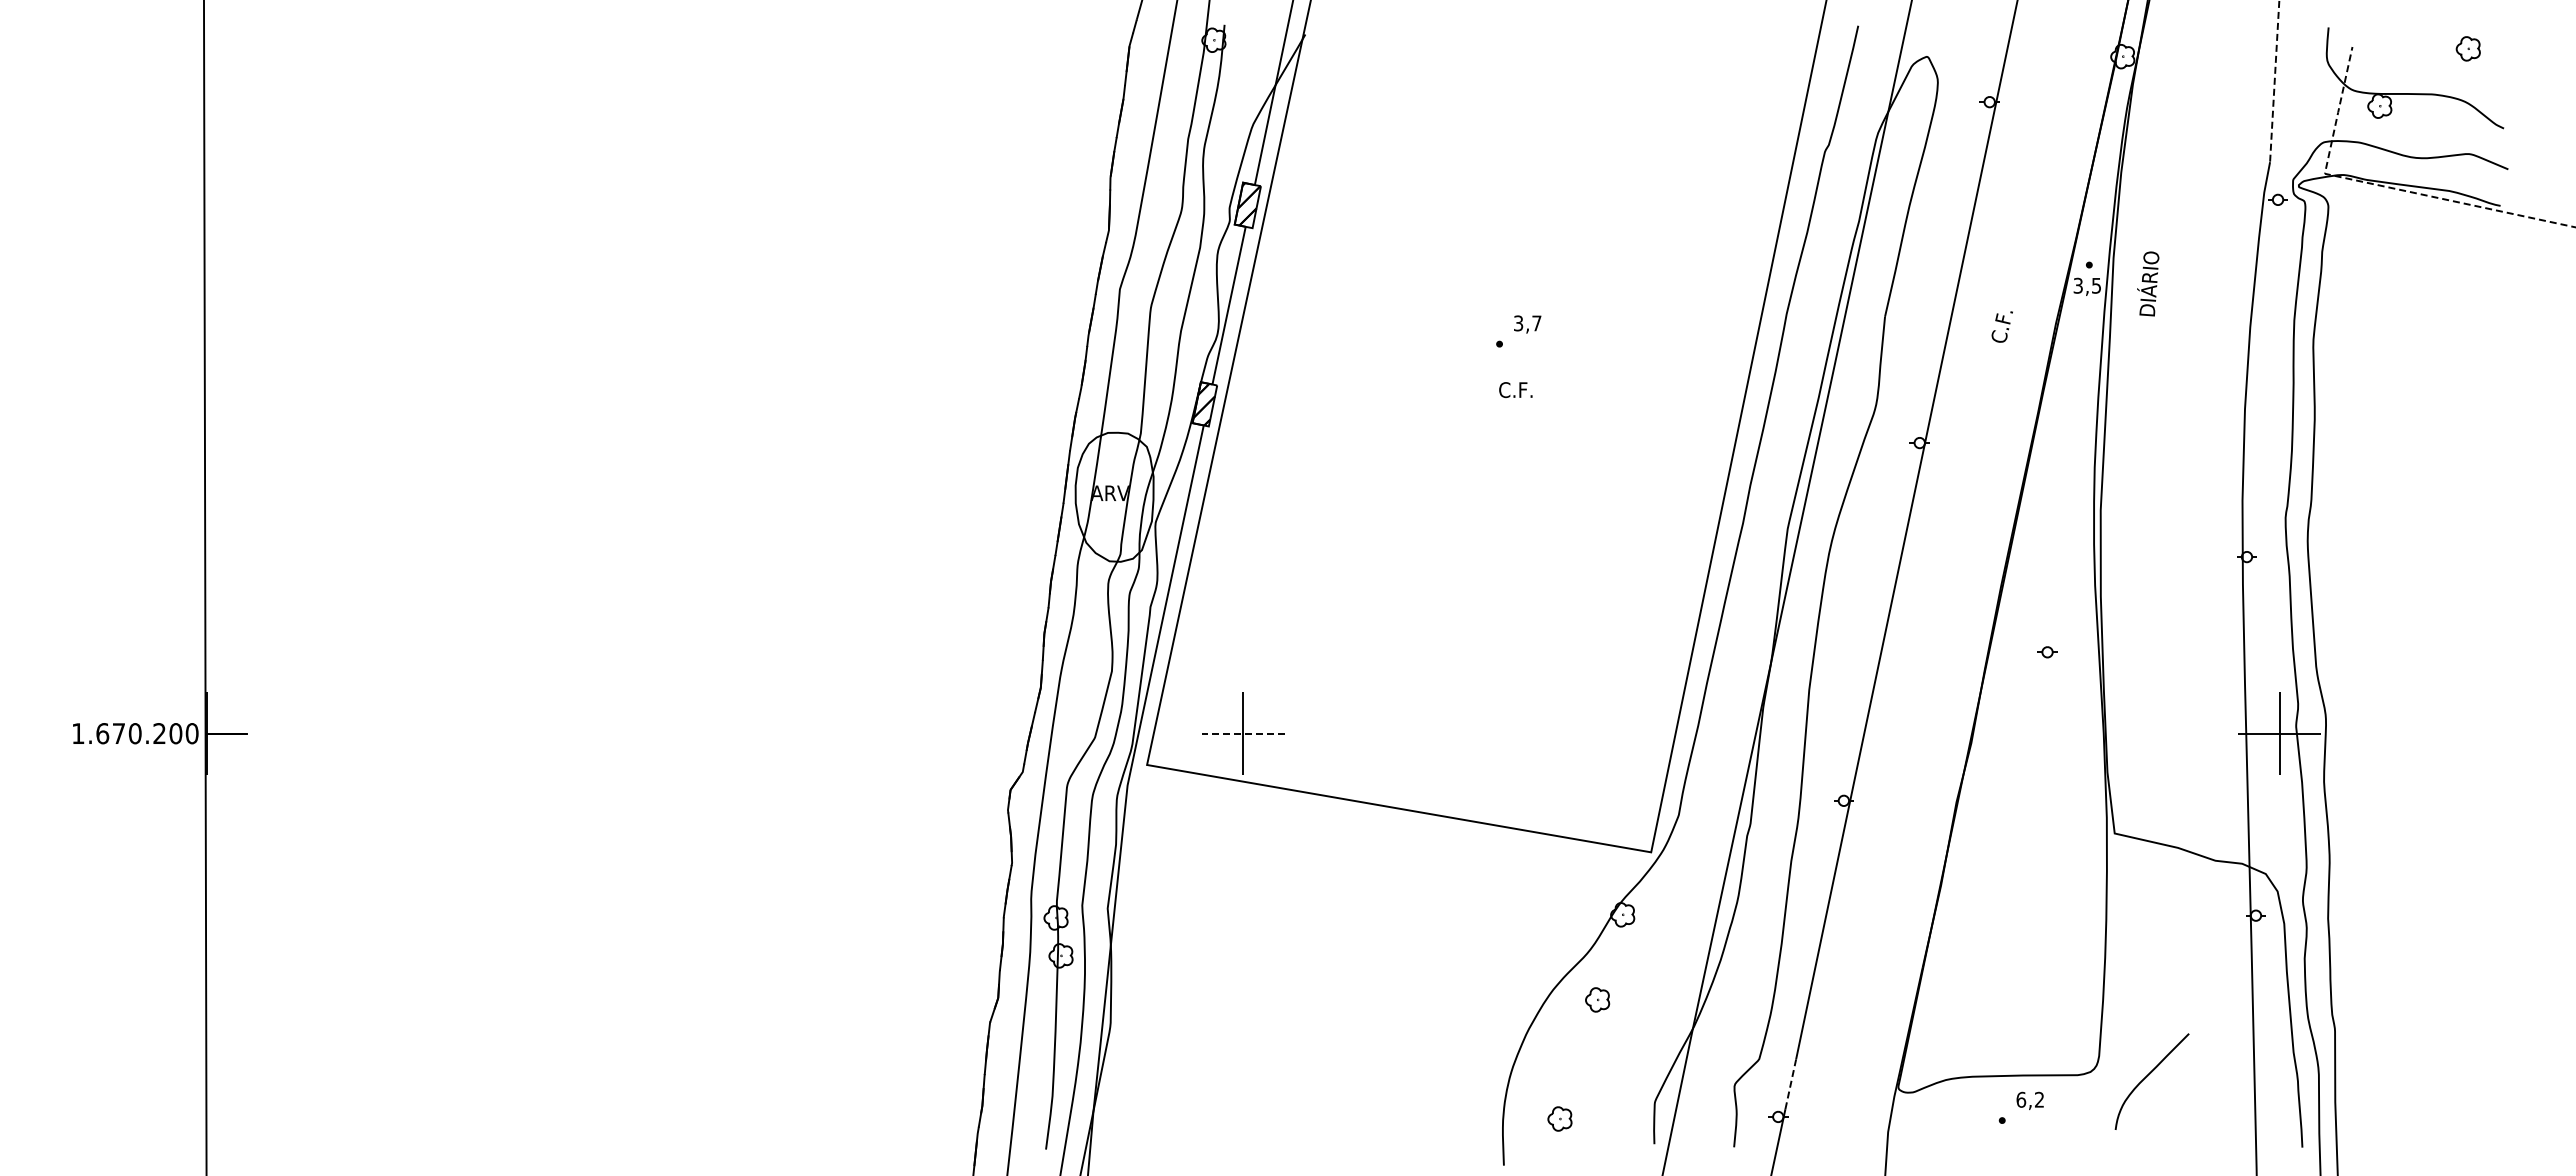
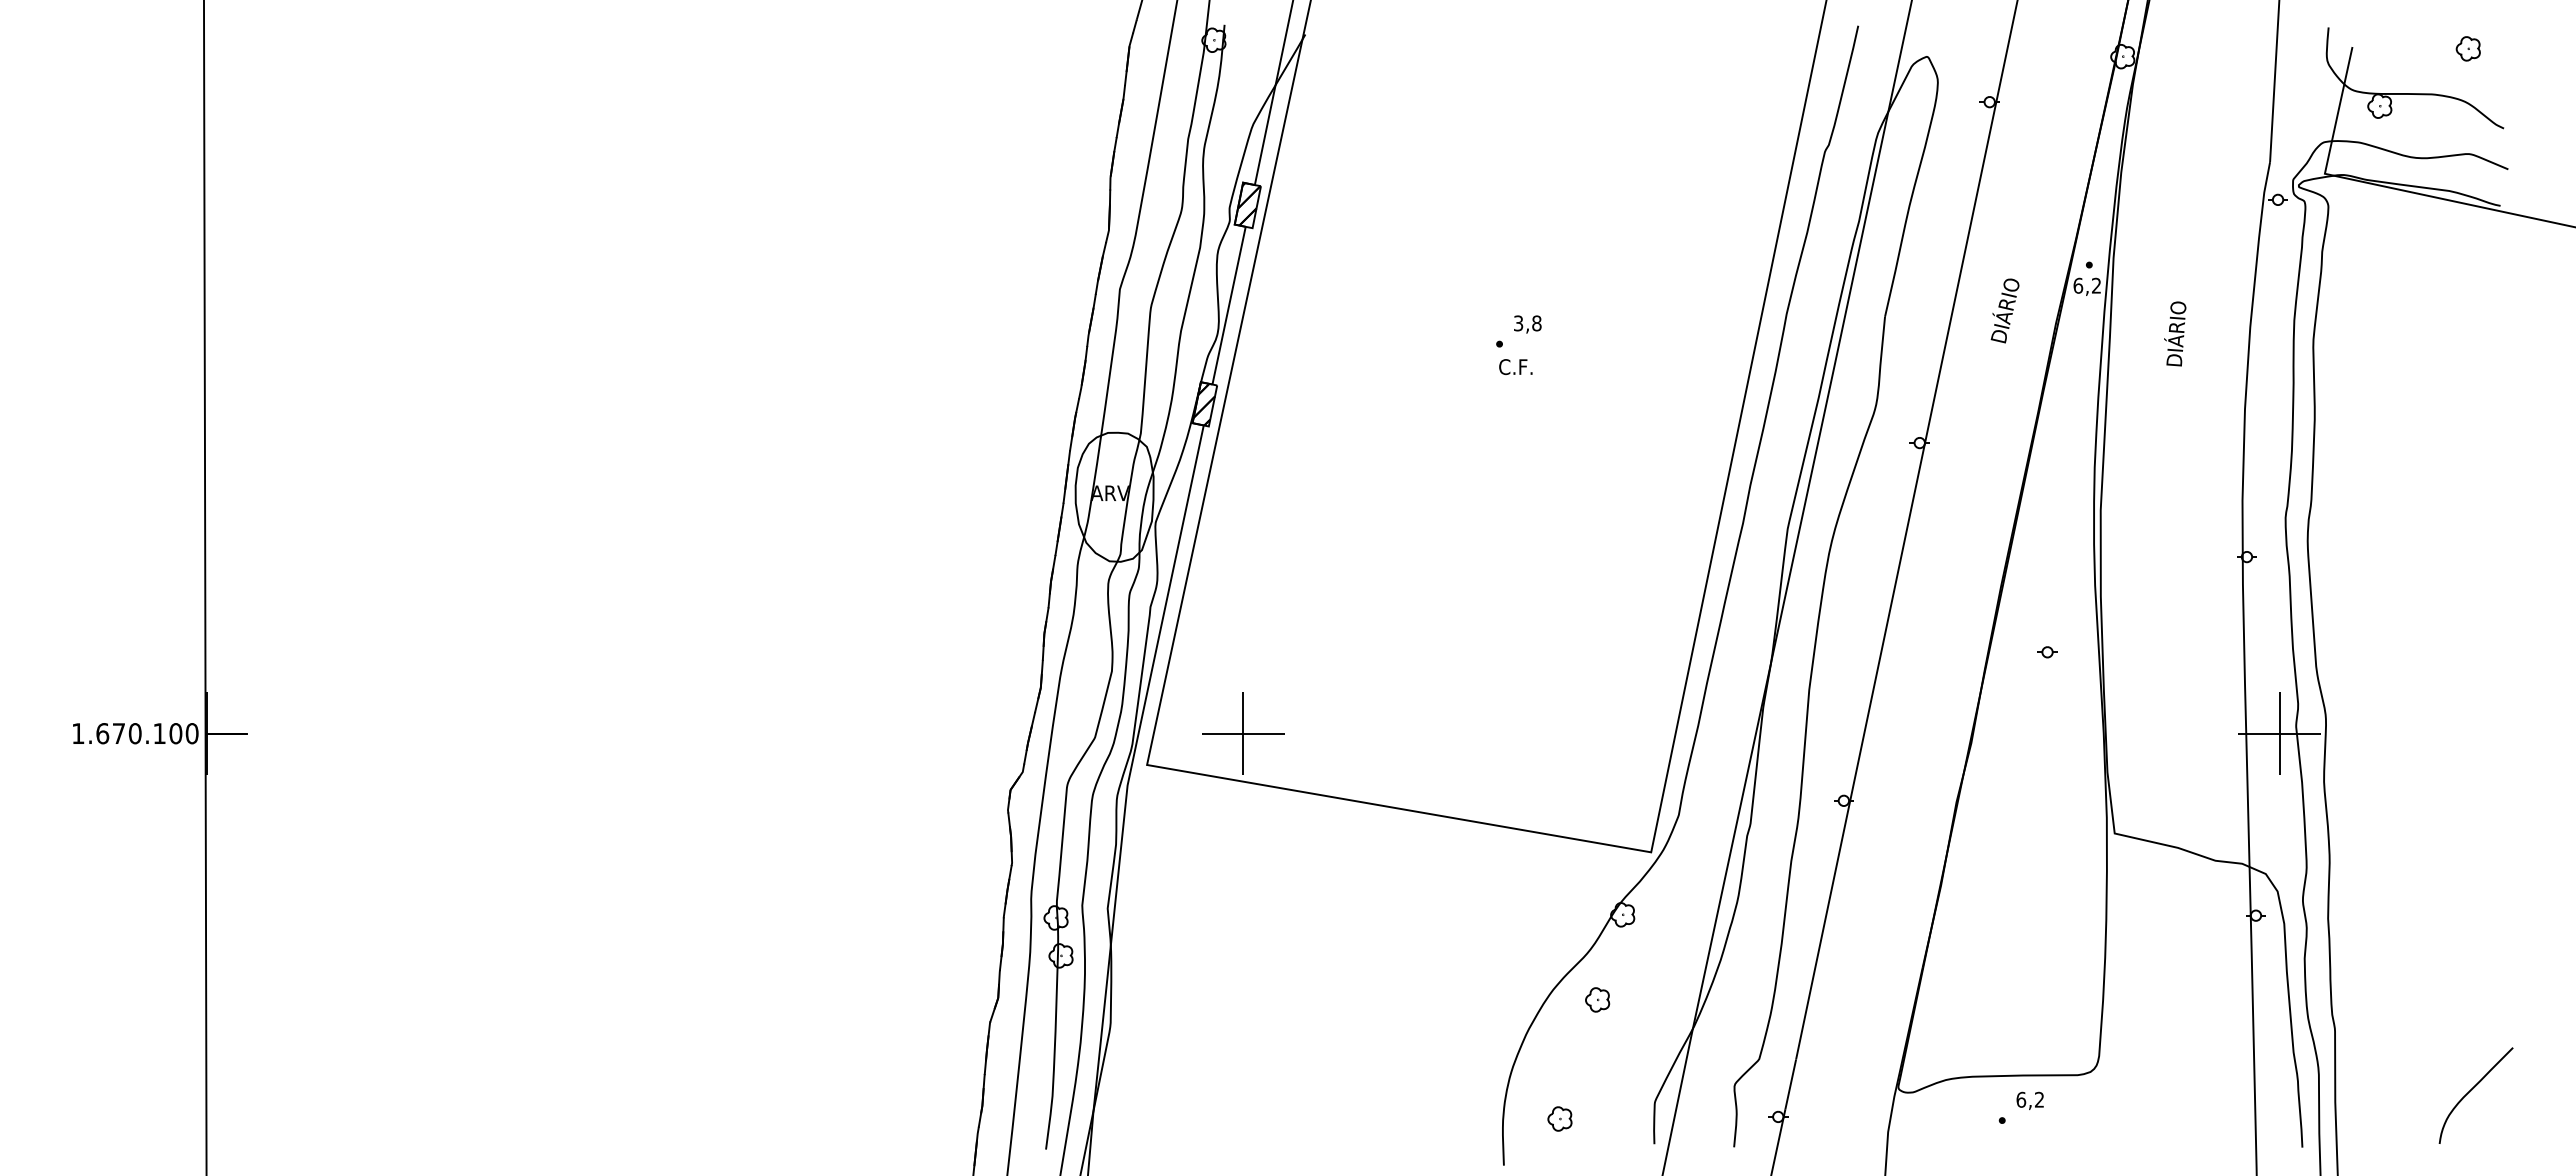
line: dashed -> solid (2274, 81)
line: dashed -> solid (2385, 186)
text position: (2148, 283) -> (2175, 333) (2175, 333)
text: 3,5 -> 6,2 (2086, 285)
text: C.F. -> DIÁRIO (2004, 310)
text: 3,7 -> 3,8 (1536, 323)
text position: (1515, 389) -> (1515, 366) (1515, 366)
text: 1.670.200 -> 1.670.100 (159, 733)
line: dashed -> solid (1242, 733)
curve position: (2149, 1075) -> (2473, 1089) (2473, 1089)
line: dashed -> solid (1790, 1083)
